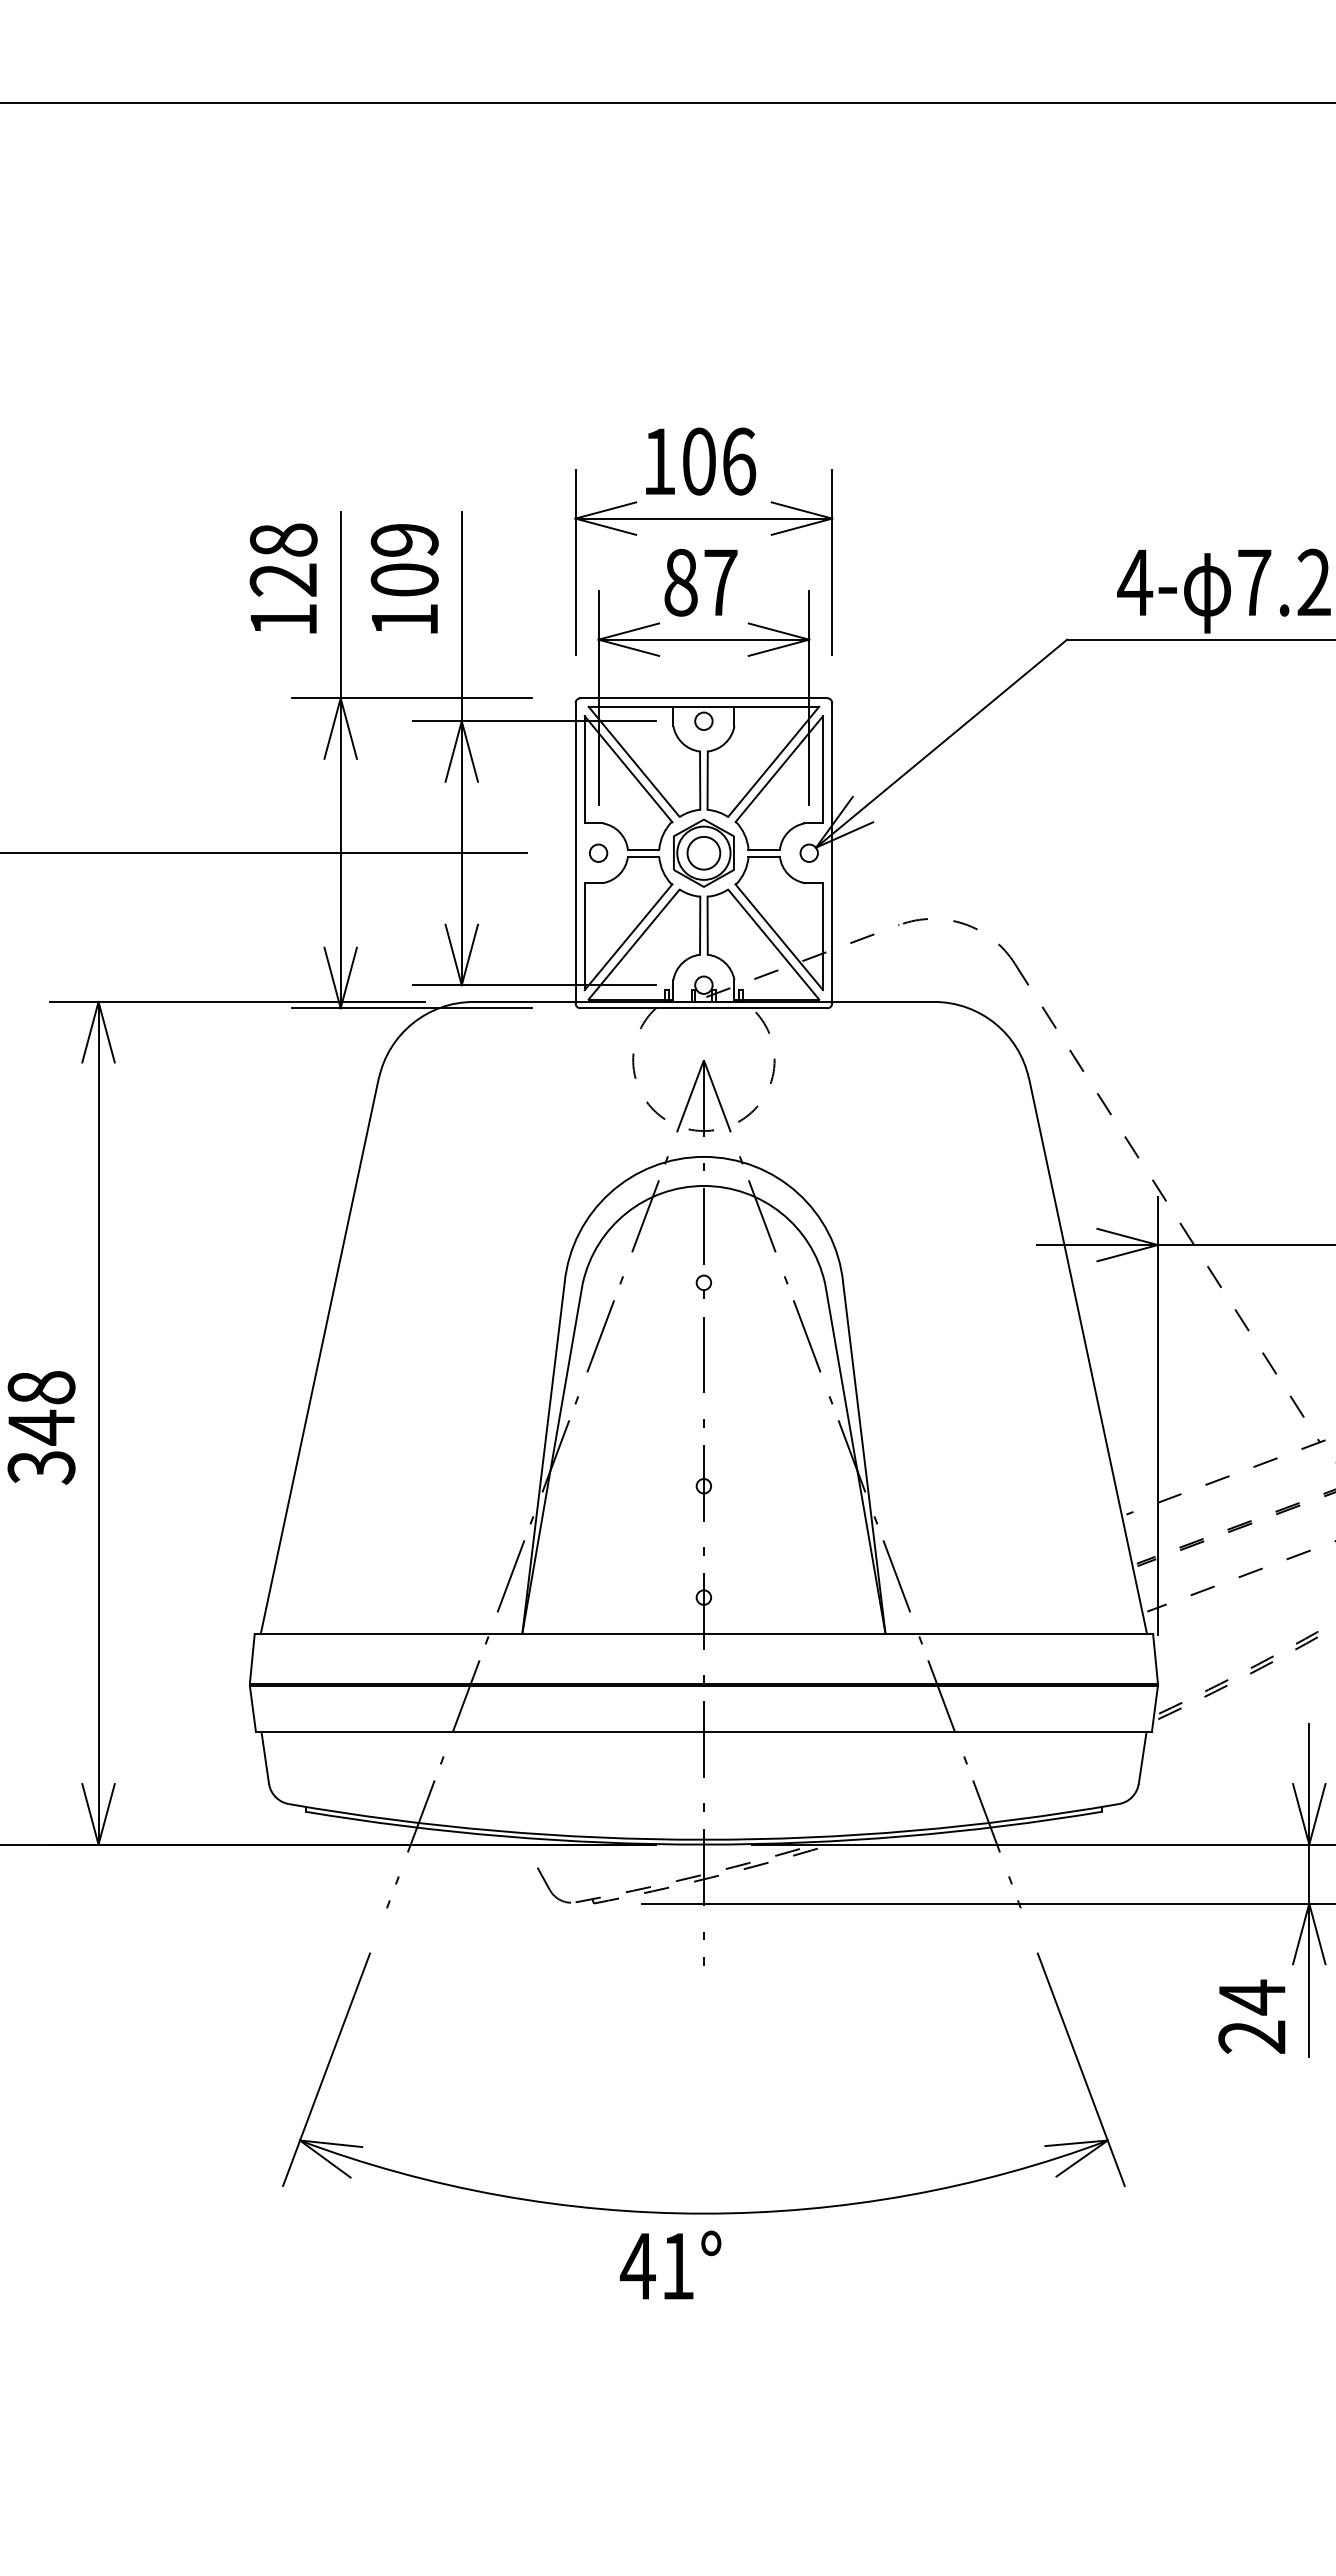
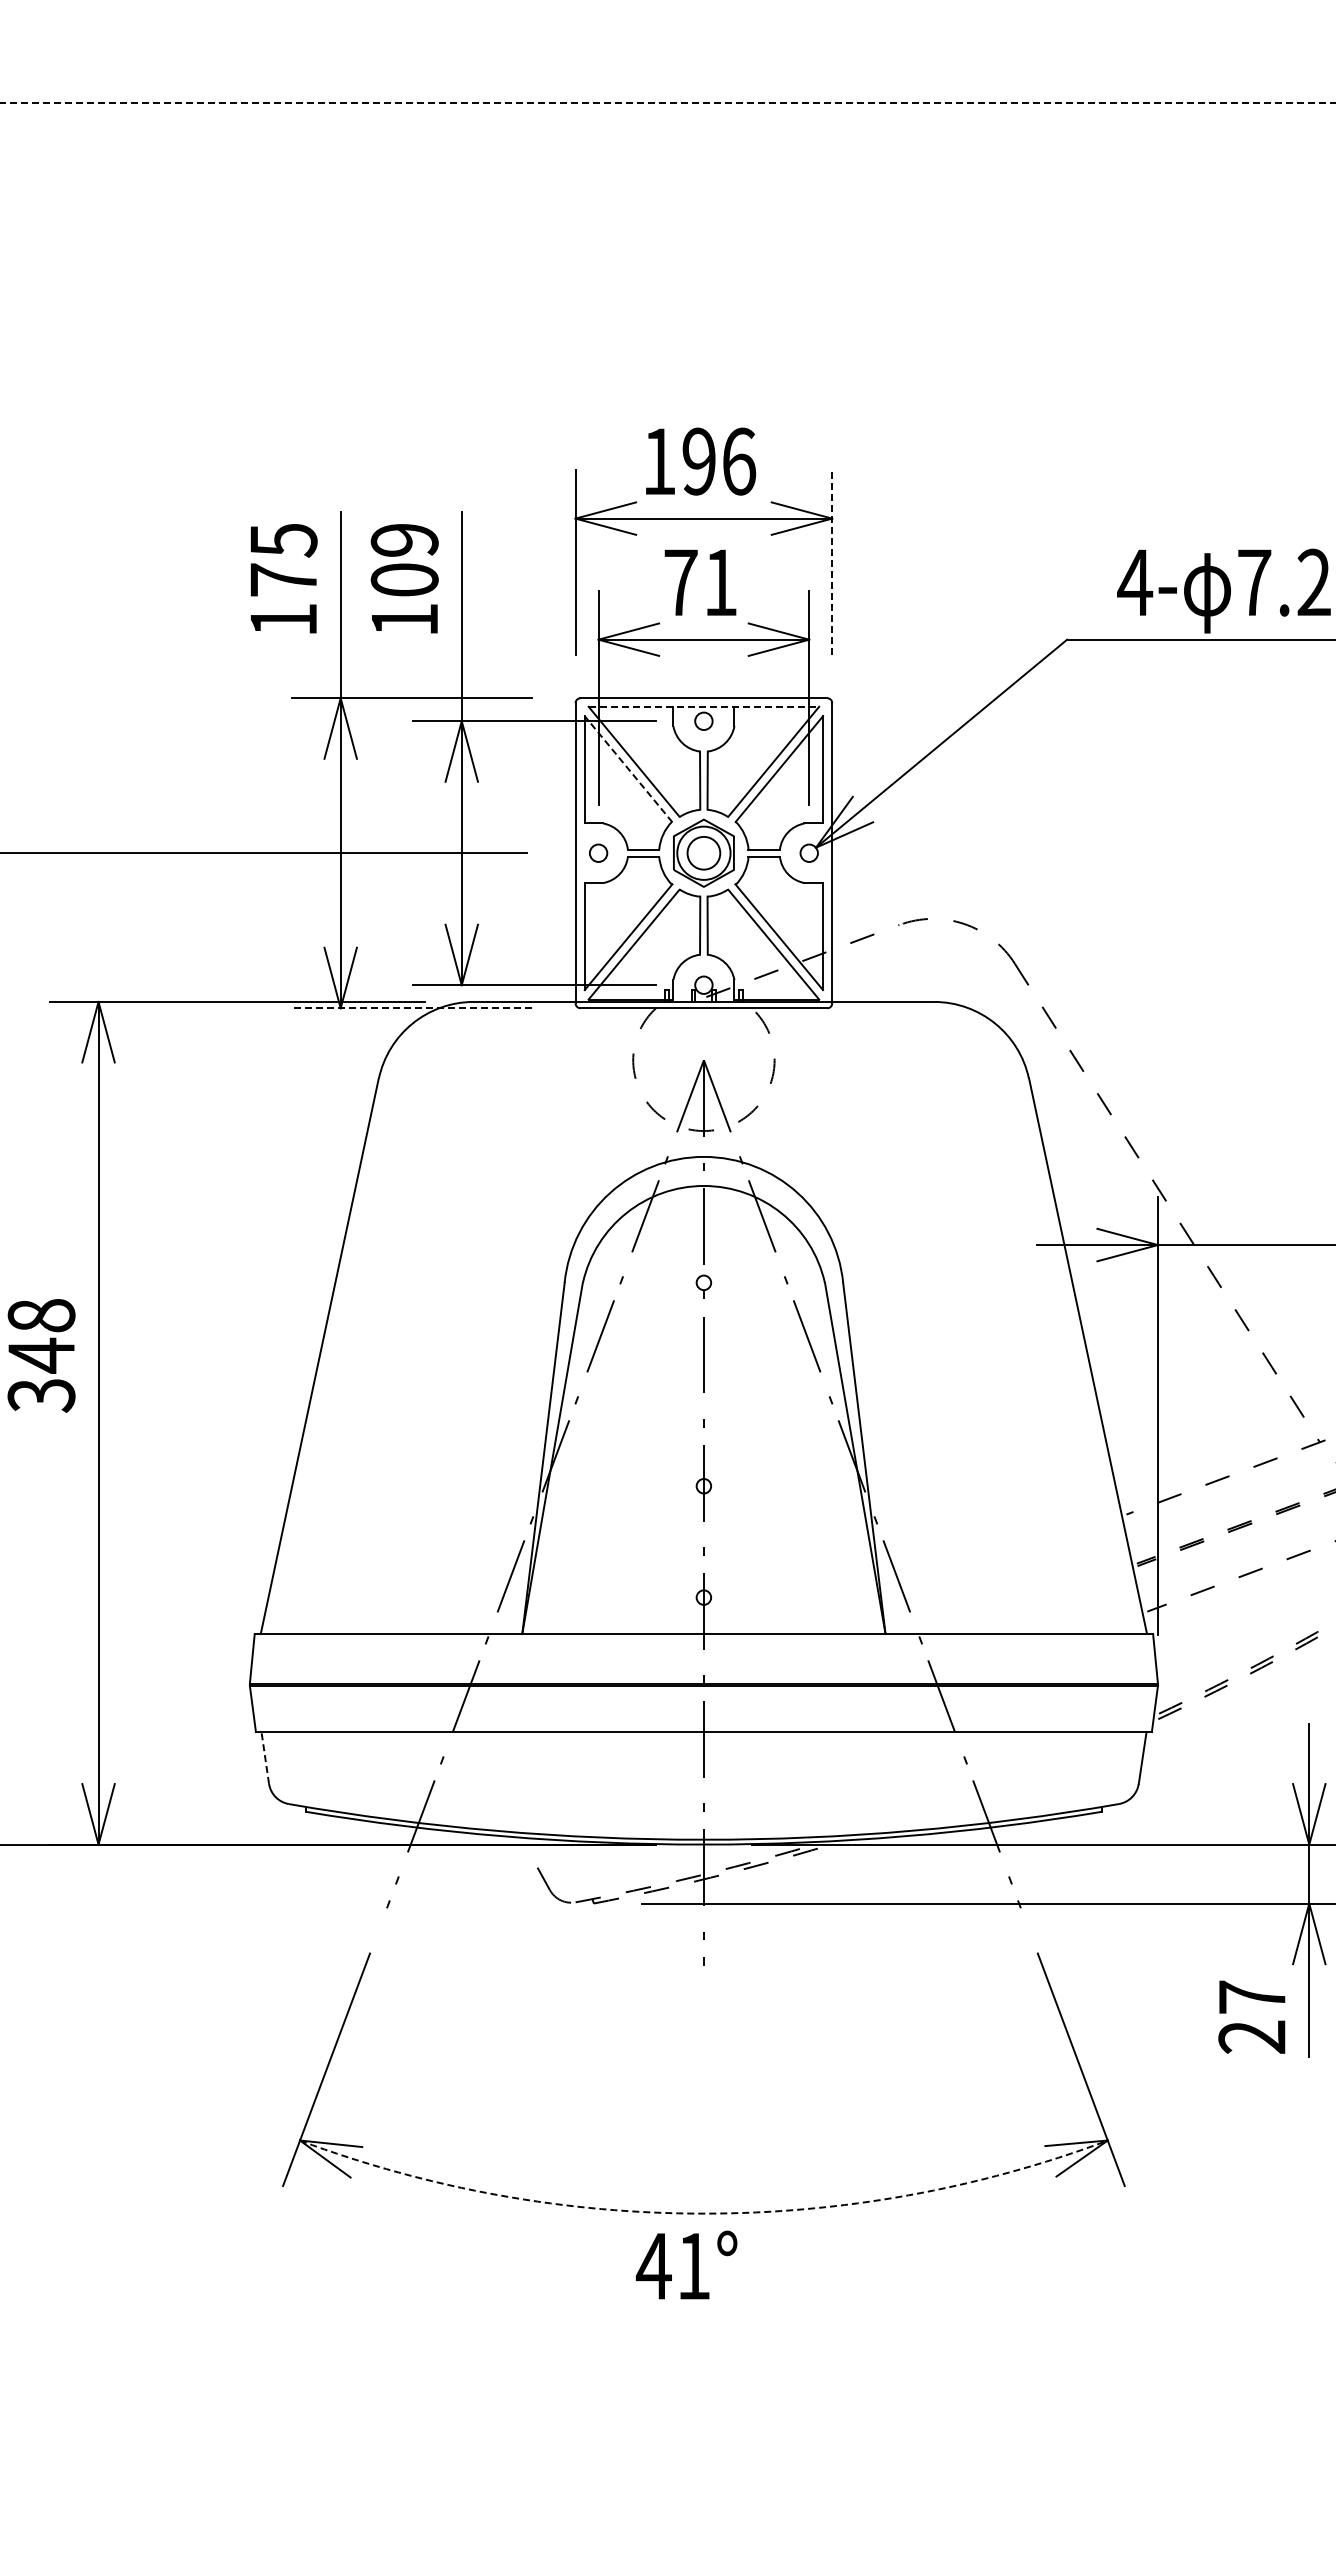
line: solid -> dashed (668, 102)
text: 106 -> 196 (698, 461)
text: 128 -> 175 (283, 559)
line: solid -> dashed (832, 561)
text: 87 -> 71 (700, 582)
line: solid -> dashed (704, 706)
line: solid -> dashed (628, 769)
line: solid -> dashed (412, 1008)
text position: (41, 1427) -> (41, 1355) (41, 1355)
line: solid -> dashed (265, 1757)
text: 24 -> 27 (1252, 1997)
arc: solid -> dashed (703, 2213)
text position: (670, 2264) -> (686, 2264) (686, 2264)
